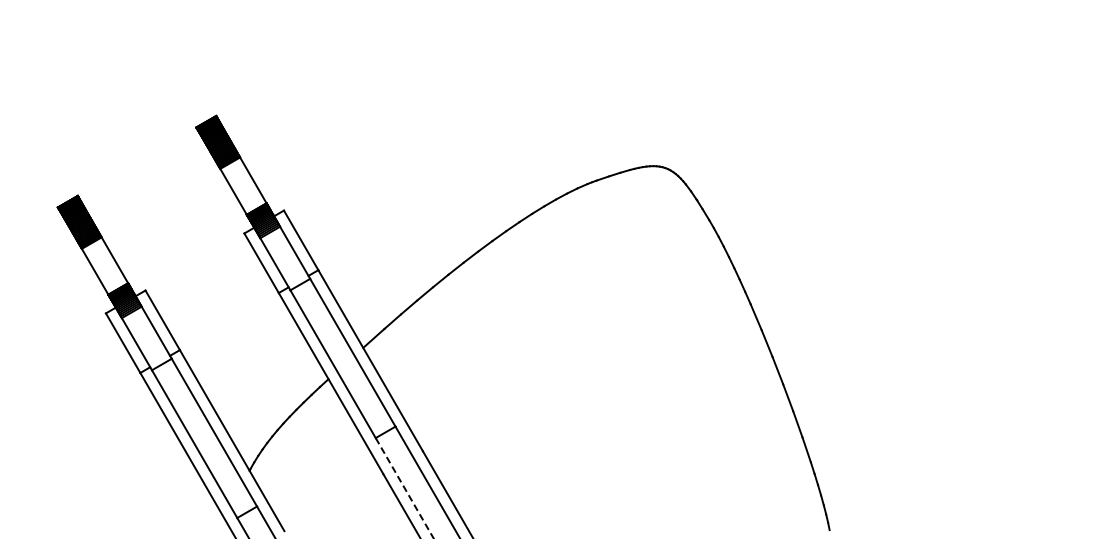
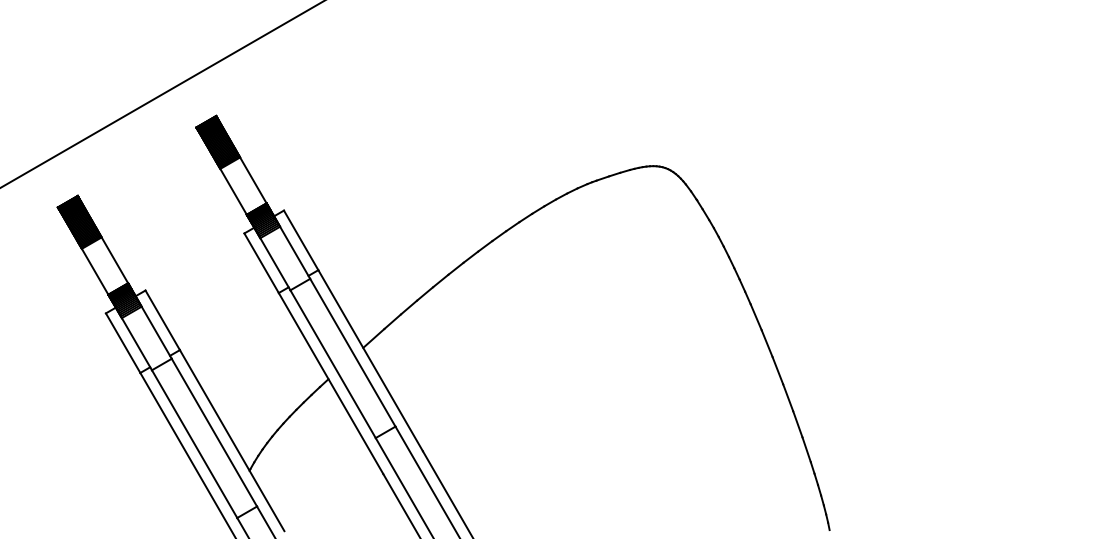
line: none -> present (161, 94)
line: dashed -> solid (404, 488)
